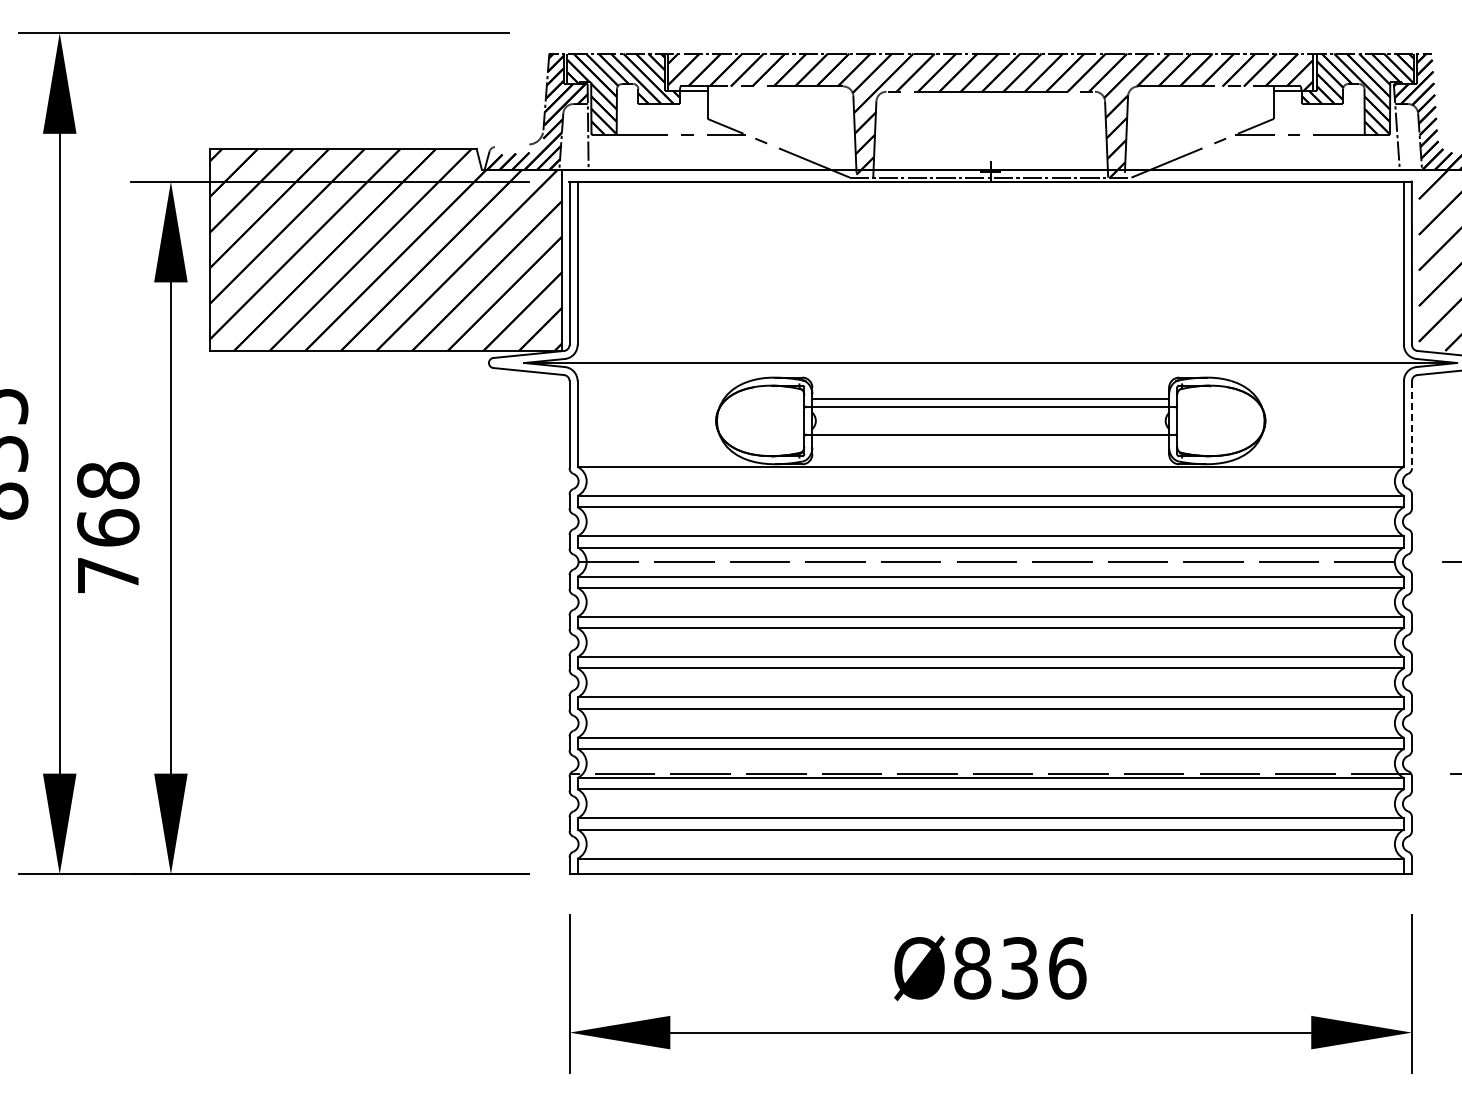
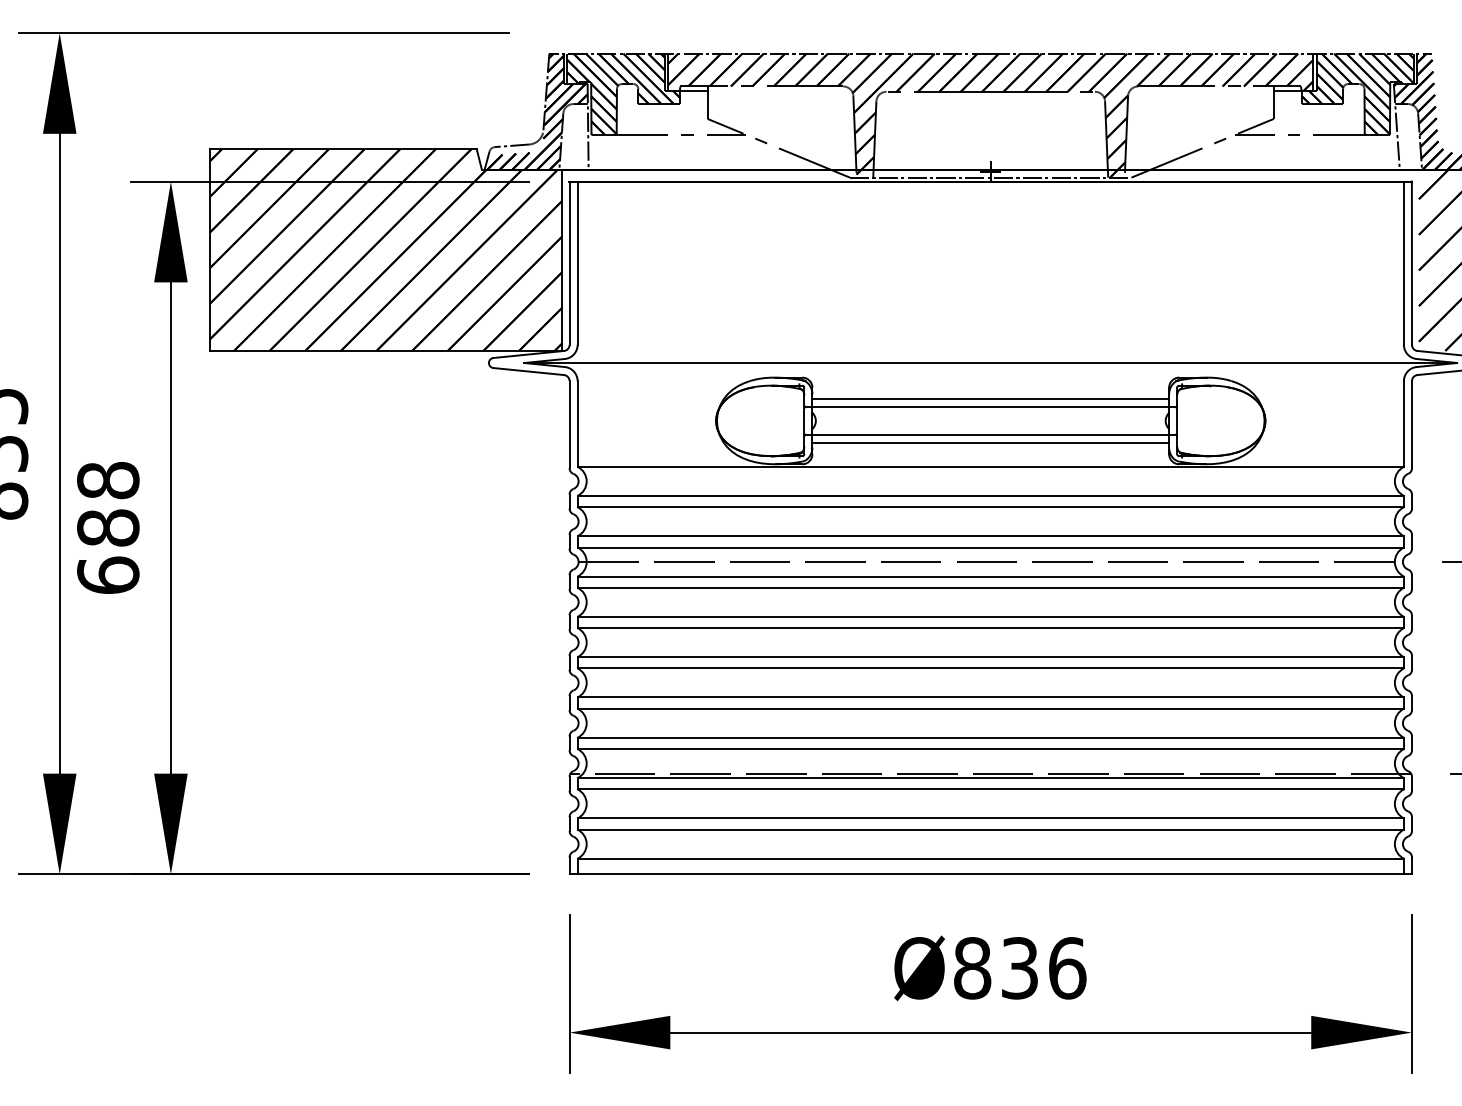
line: none -> present (511, 145)
line: dashed -> solid (1412, 424)
line: none -> present (990, 442)
text: 768 -> 688 (108, 551)
